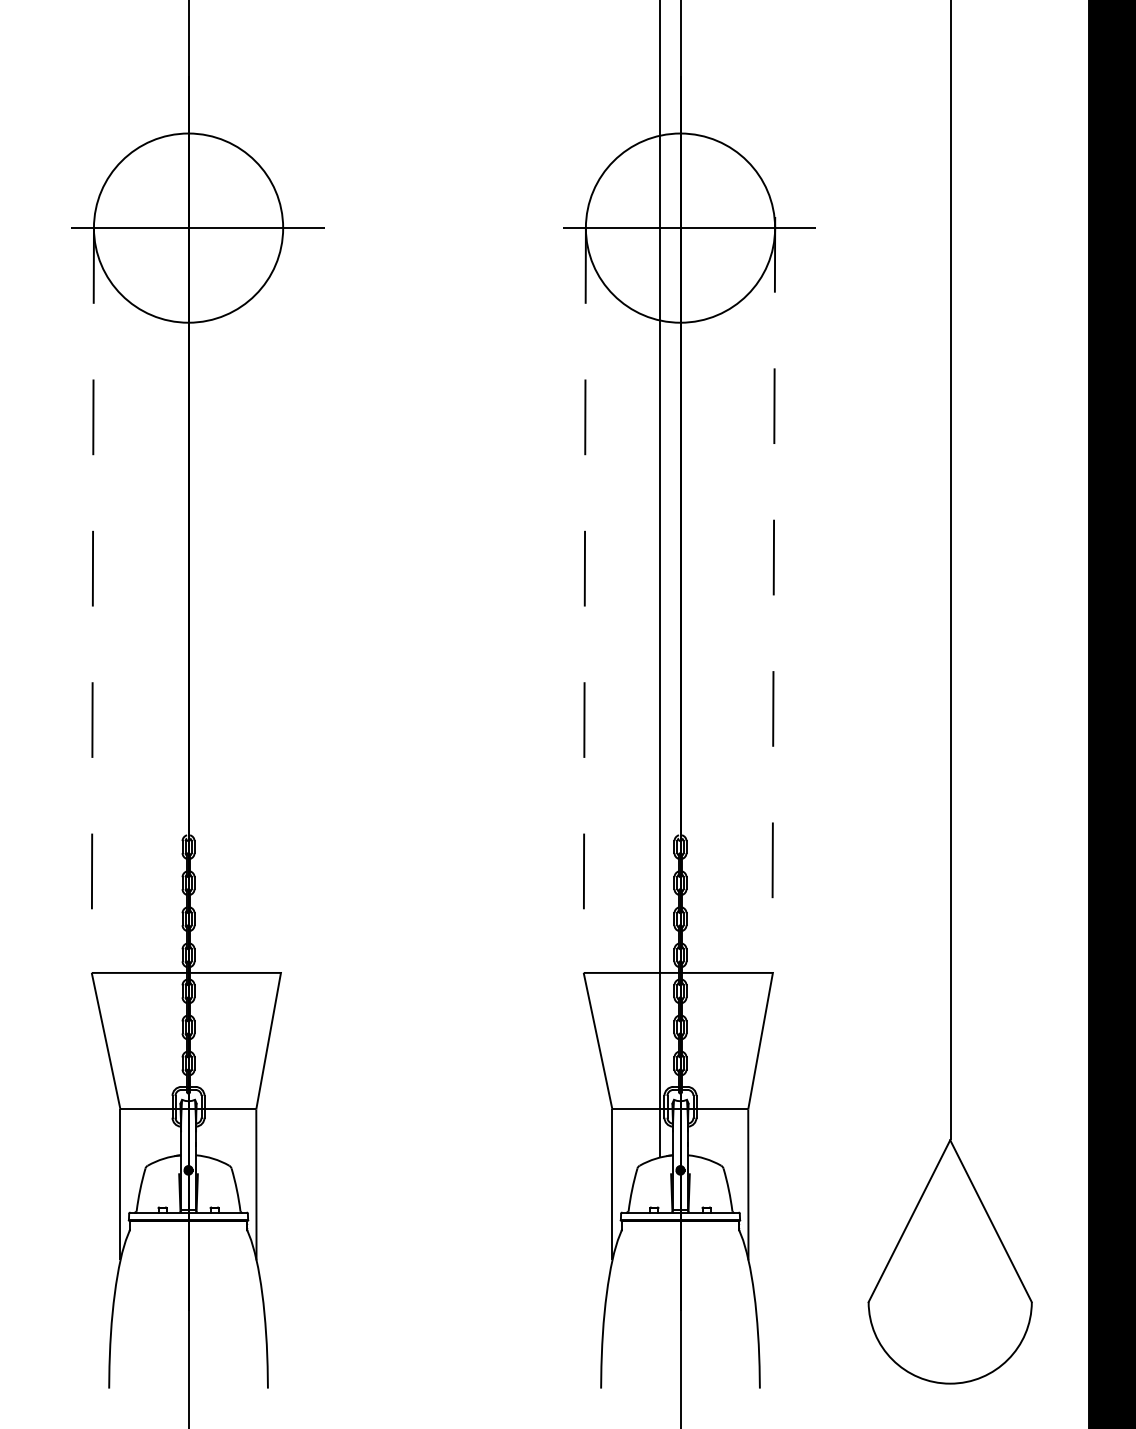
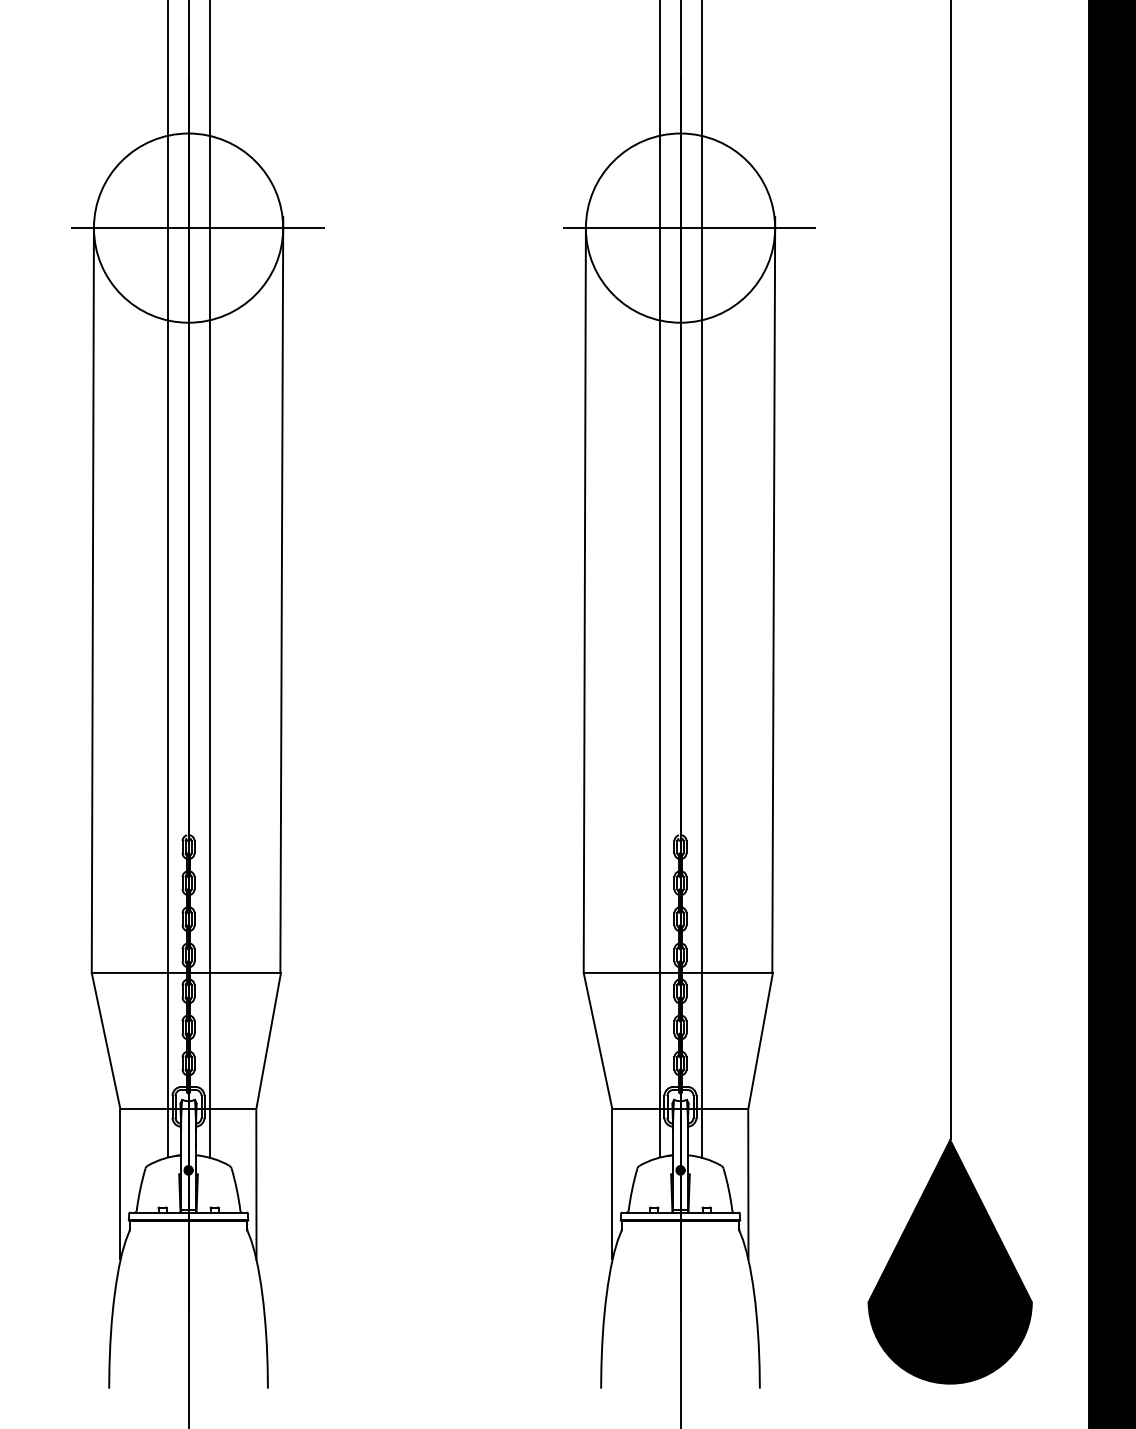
line: none -> present (168, 579)
line: none -> present (209, 580)
line: none -> present (701, 580)
line: none -> present (281, 594)
line: dashed -> solid (773, 594)
line: dashed -> solid (92, 601)
line: dashed -> solid (584, 601)
fill: none -> present (949, 1261)
